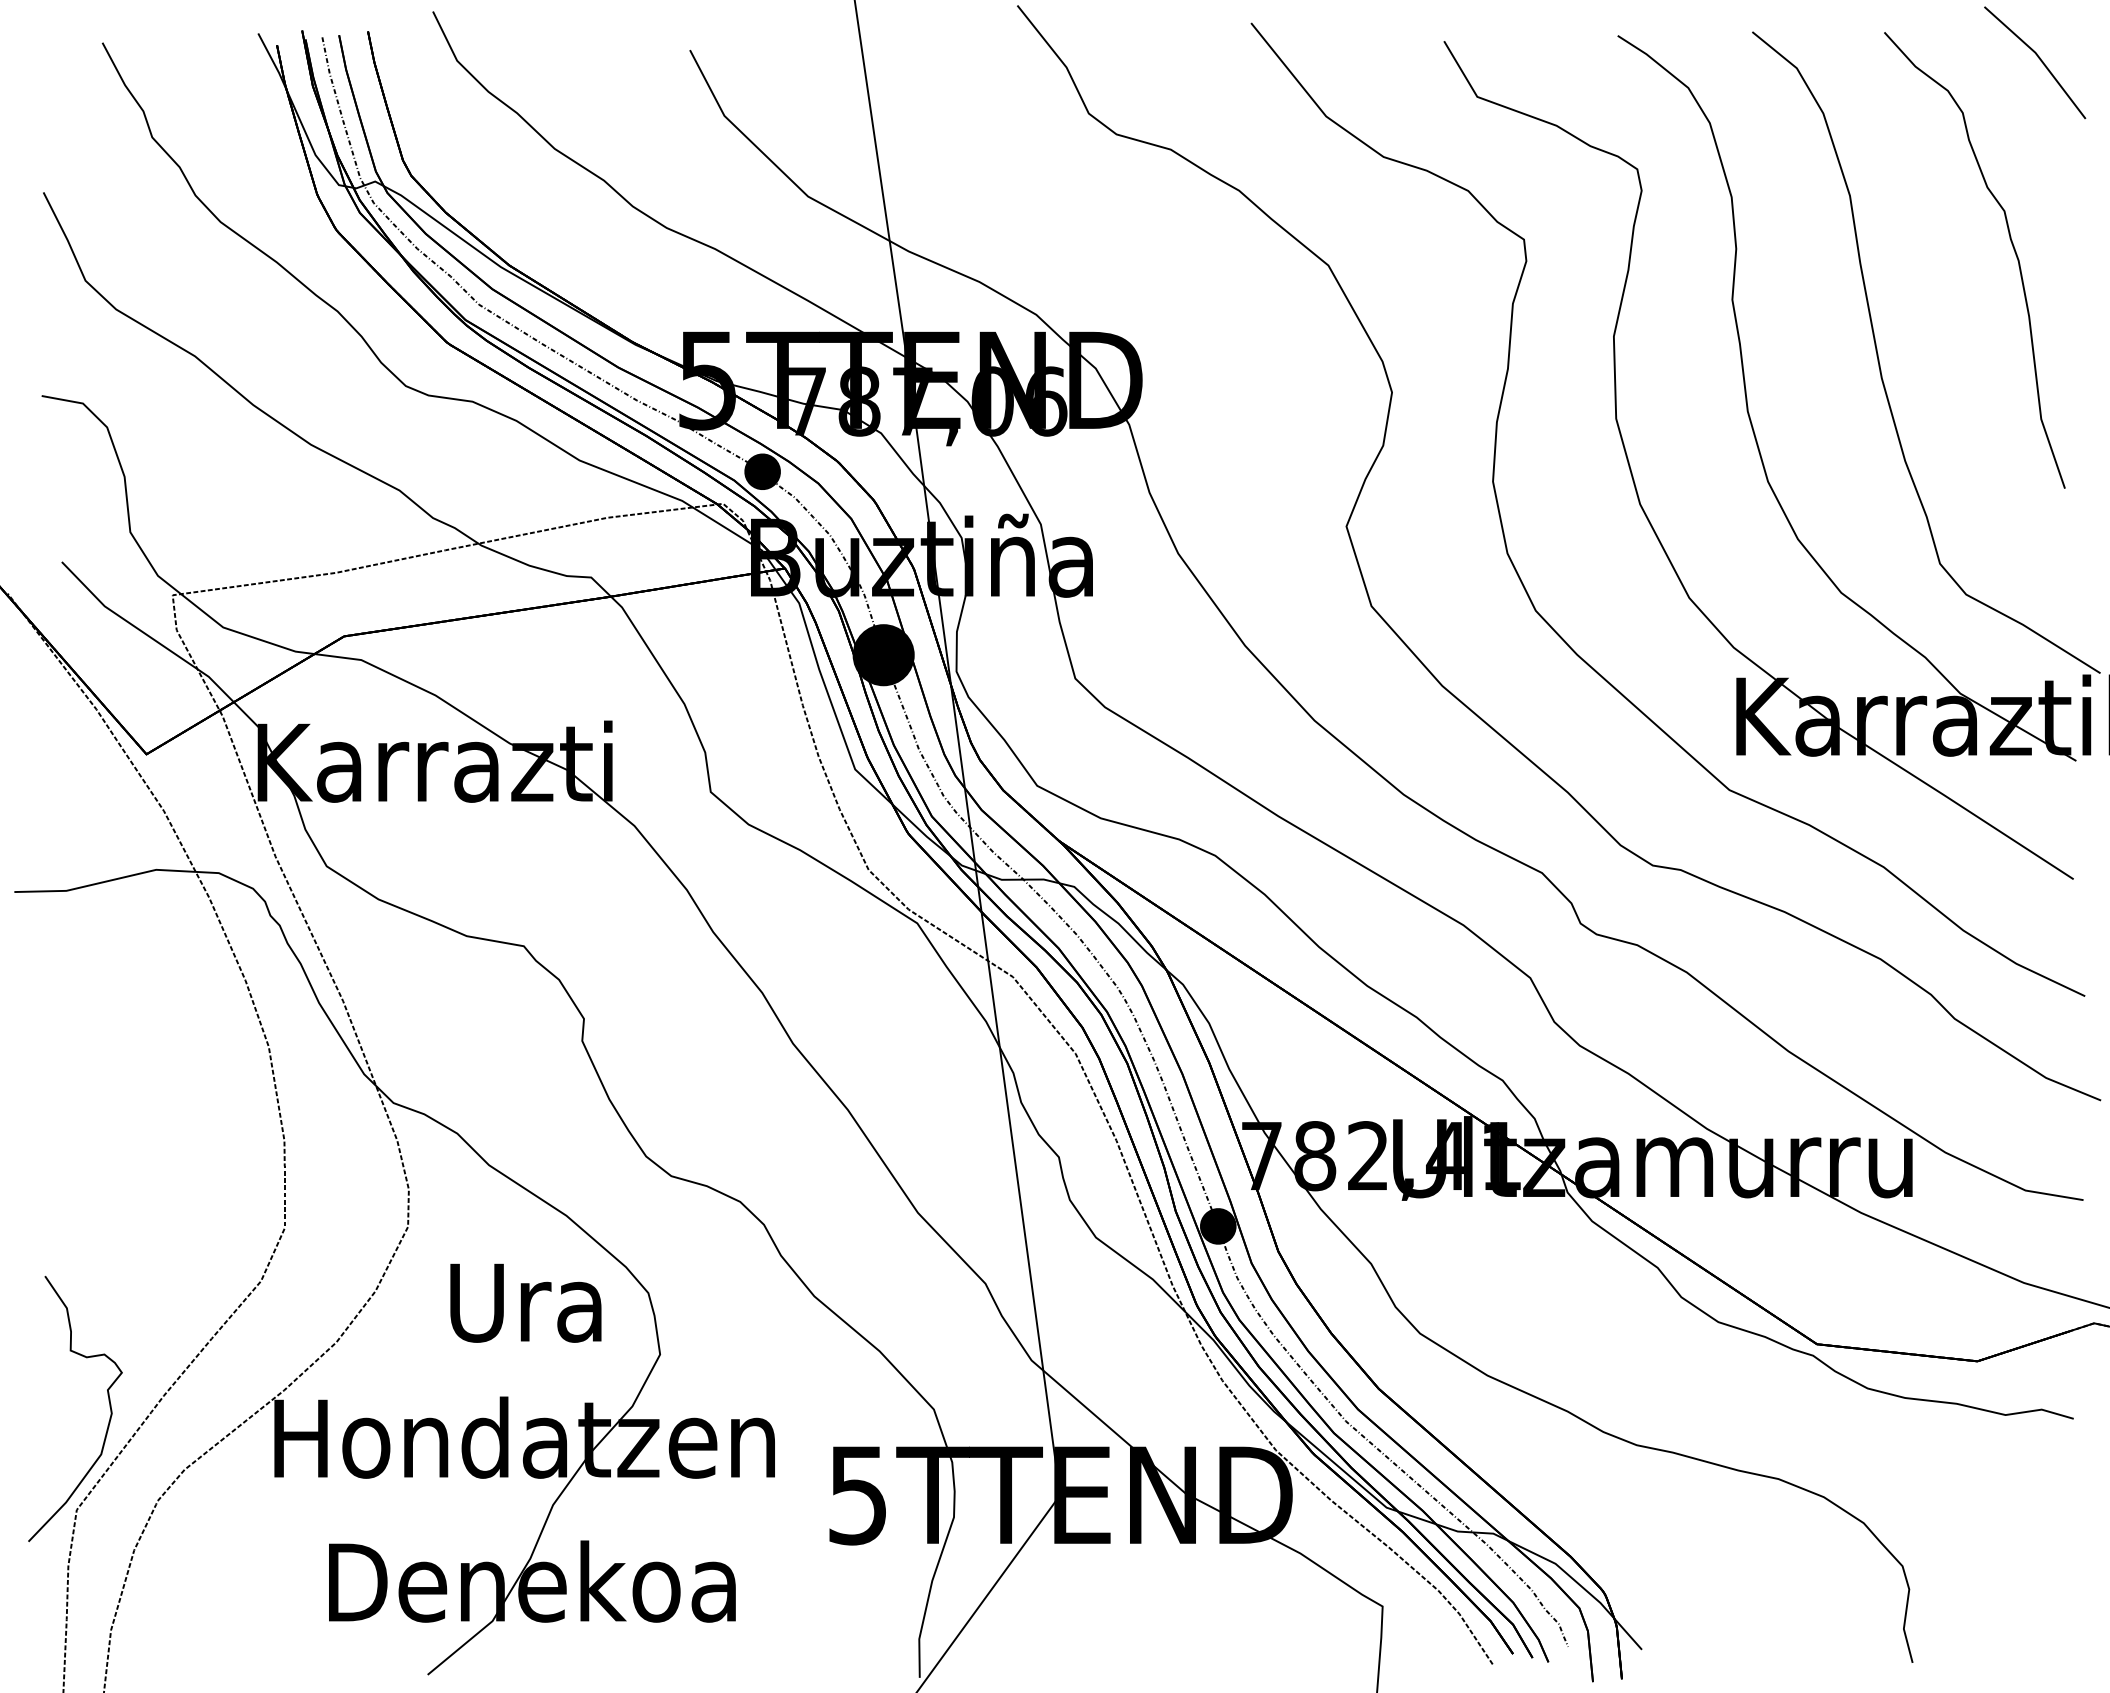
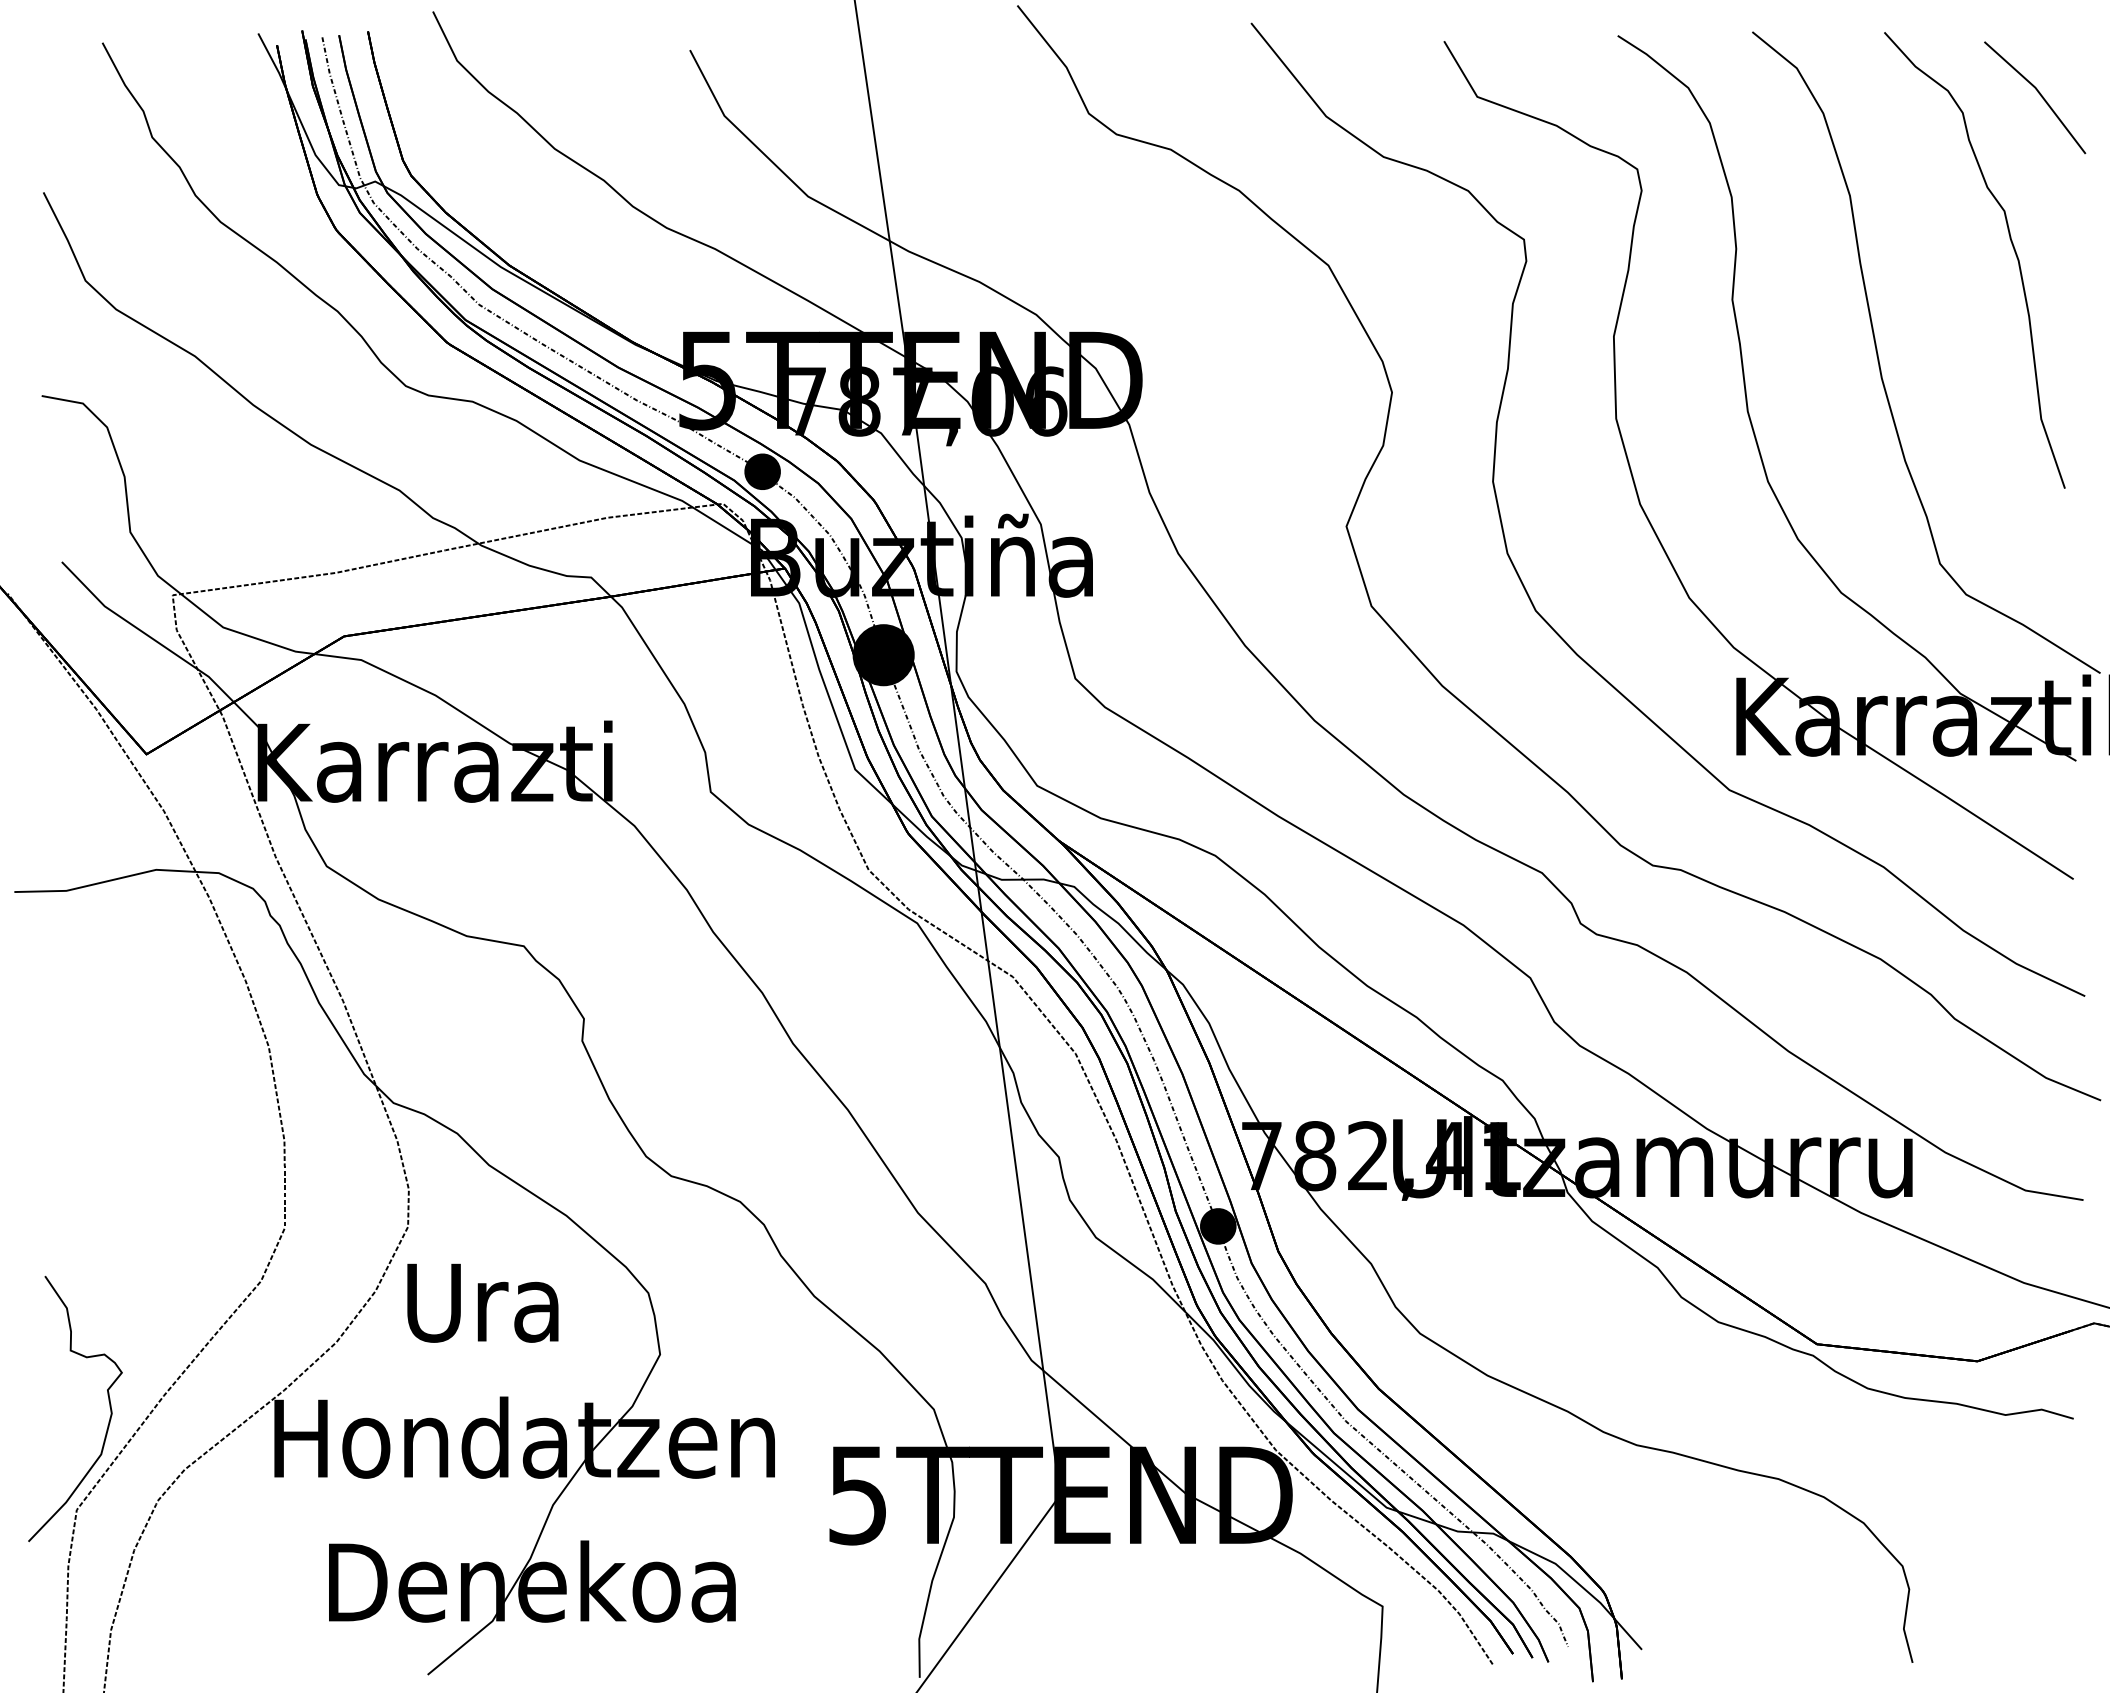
line position: (2038, 58) -> (2038, 93) (2038, 93)
text position: (525, 1302) -> (482, 1302) (482, 1302)
